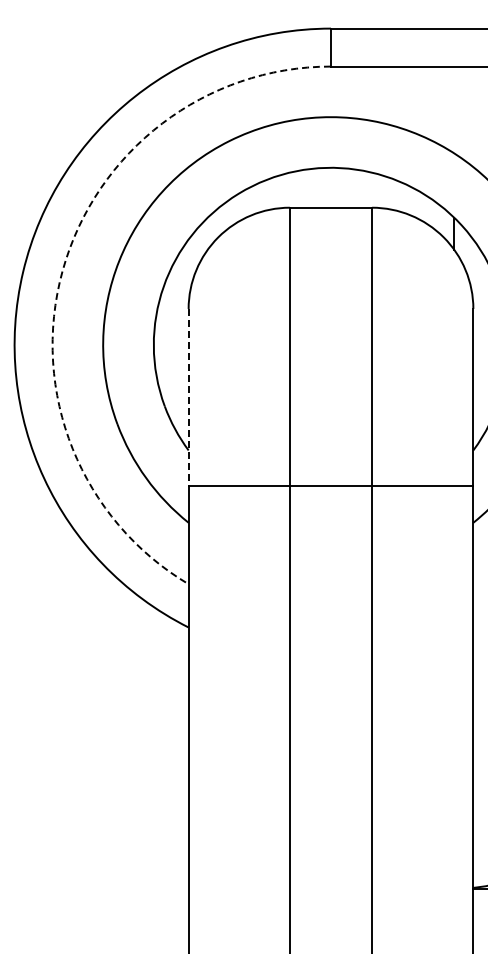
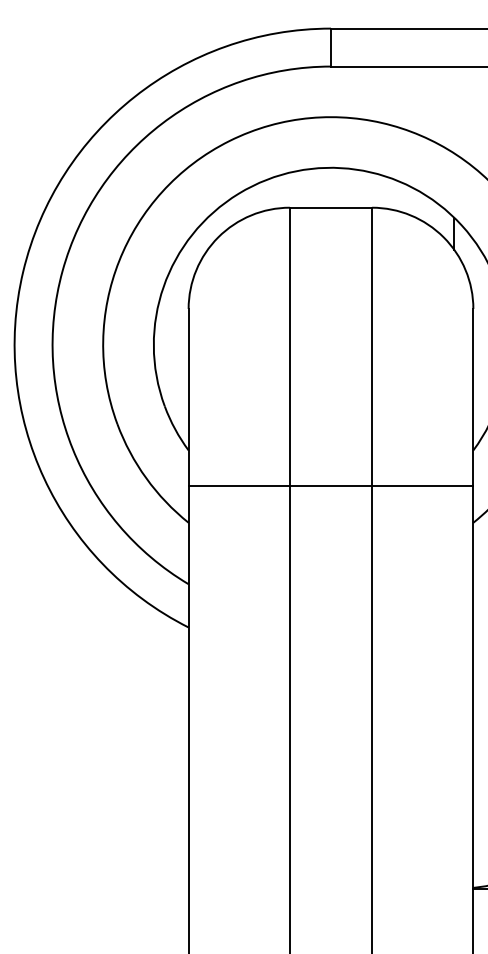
arc: dashed -> solid (62, 271)
line: dashed -> solid (188, 397)
